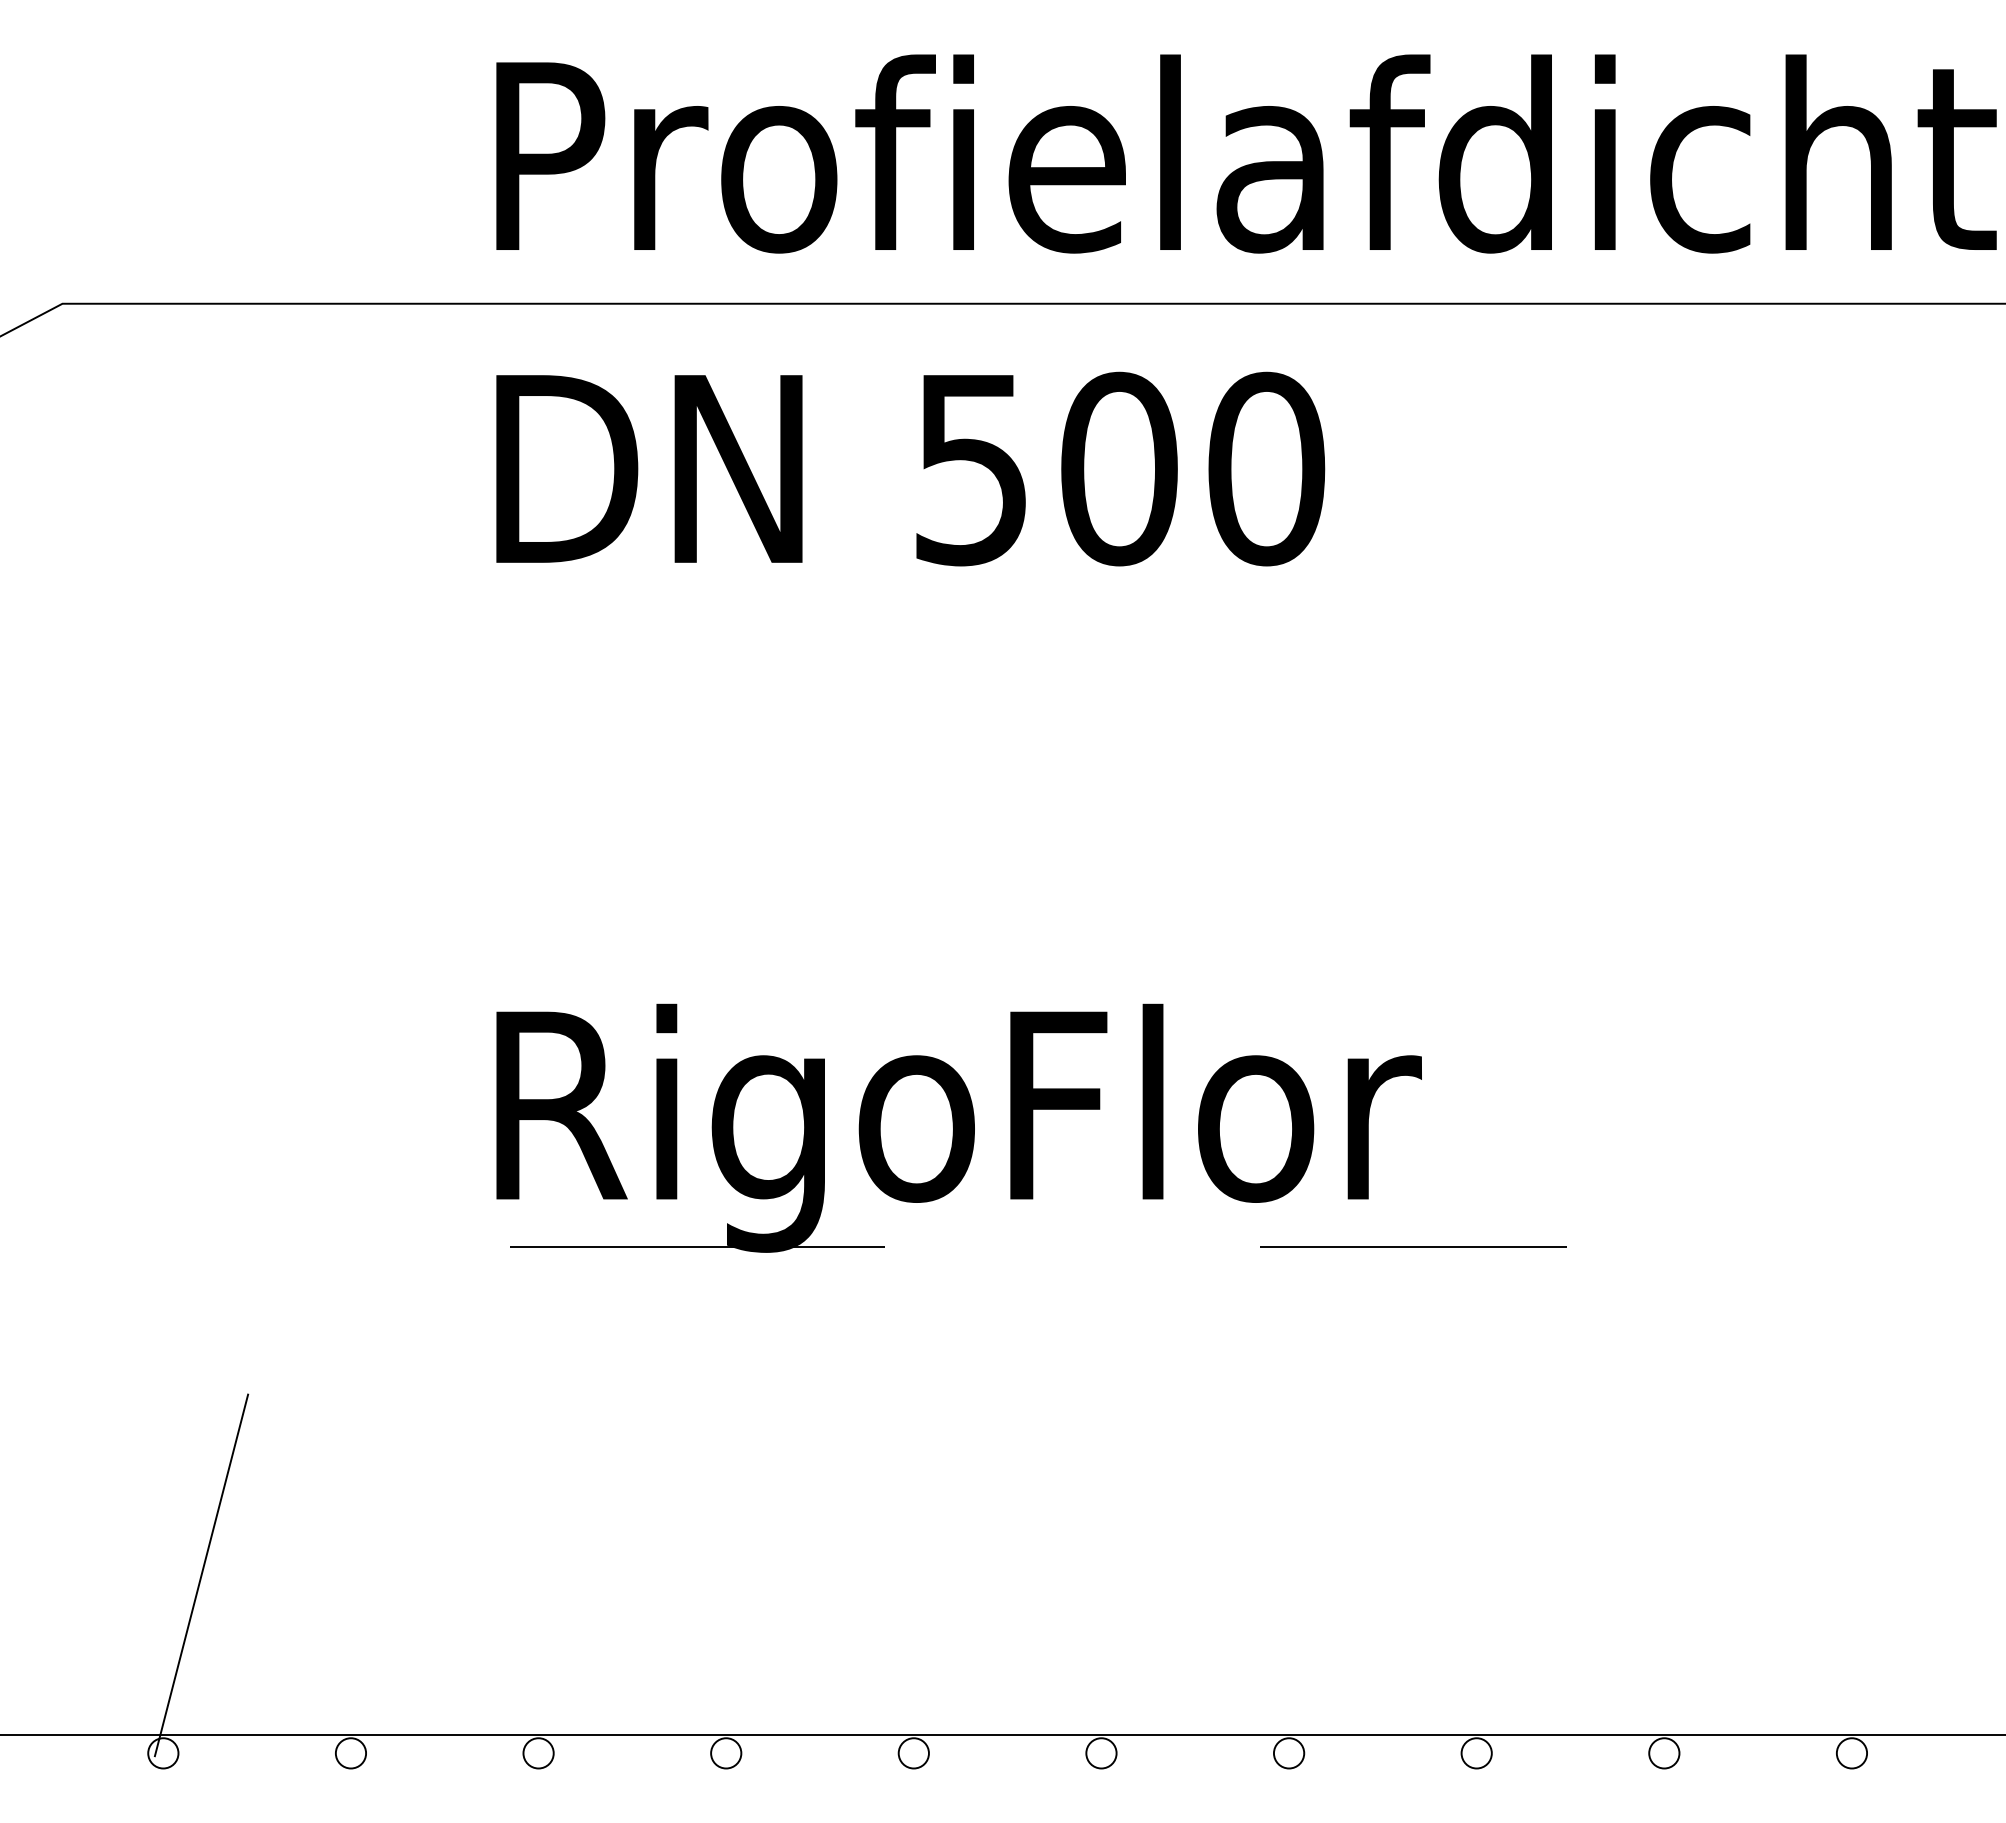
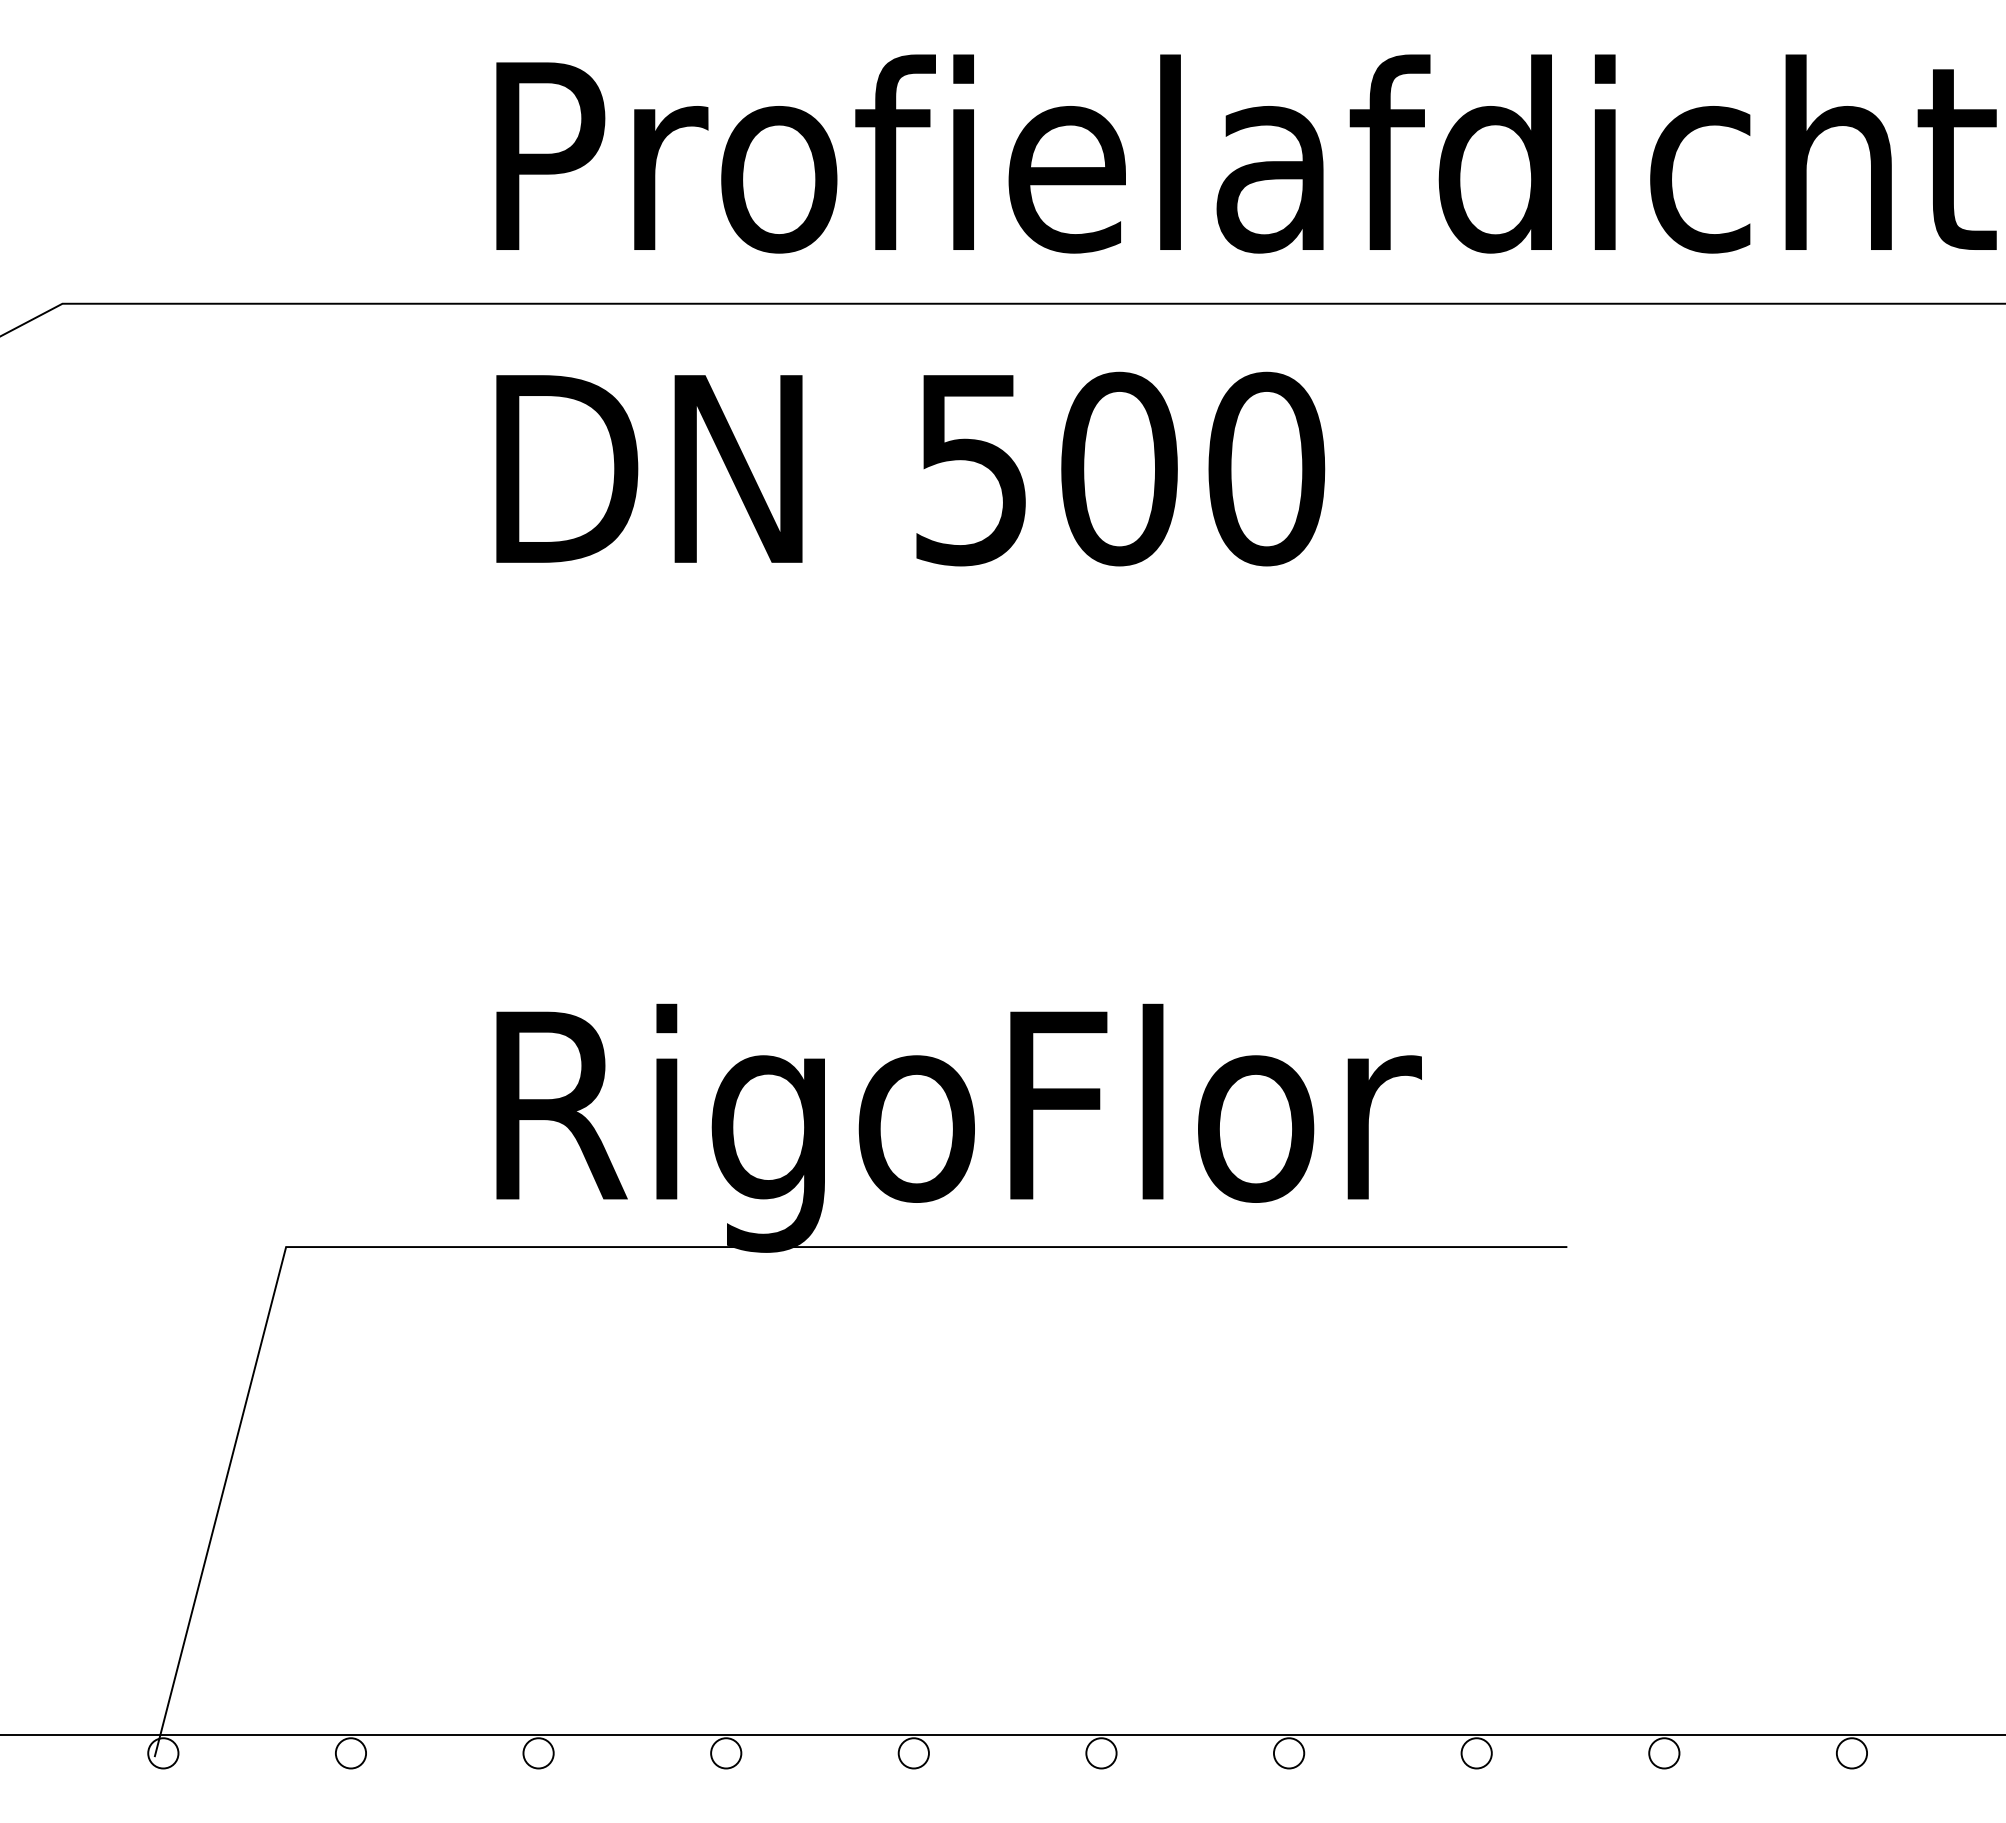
line: dashed -> solid (662, 1247)
